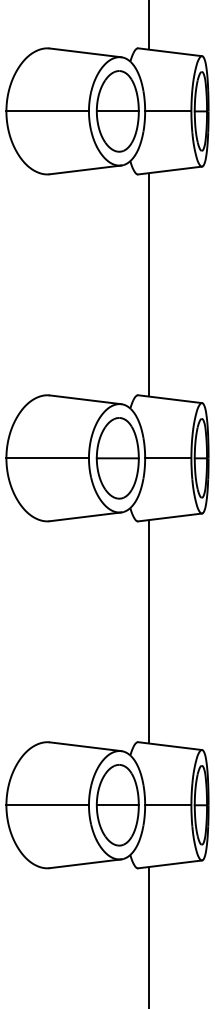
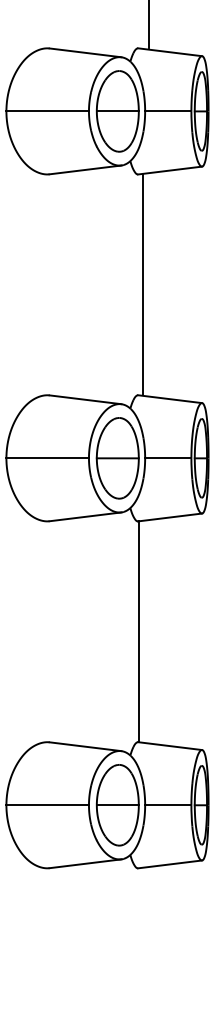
line position: (148, 284) -> (142, 284) (142, 284)
line position: (148, 631) -> (138, 631) (138, 631)
line: present -> none (148, 936)
